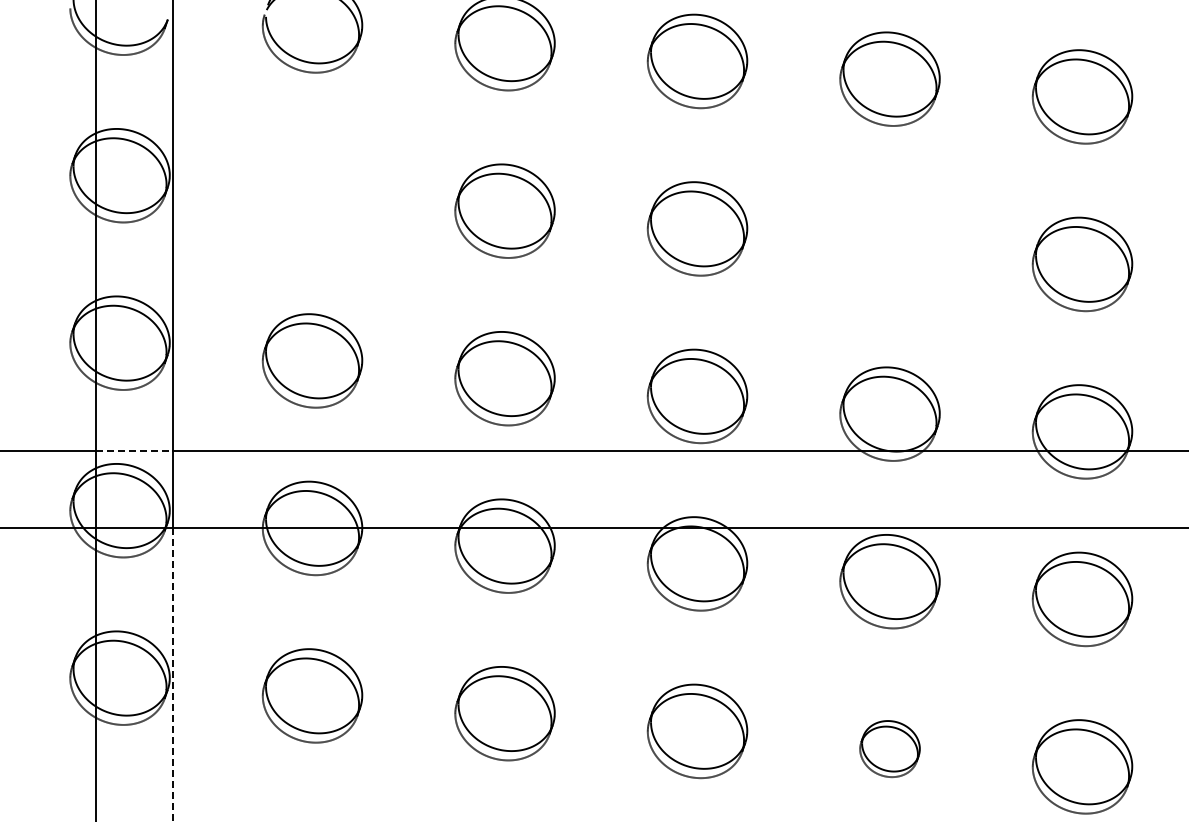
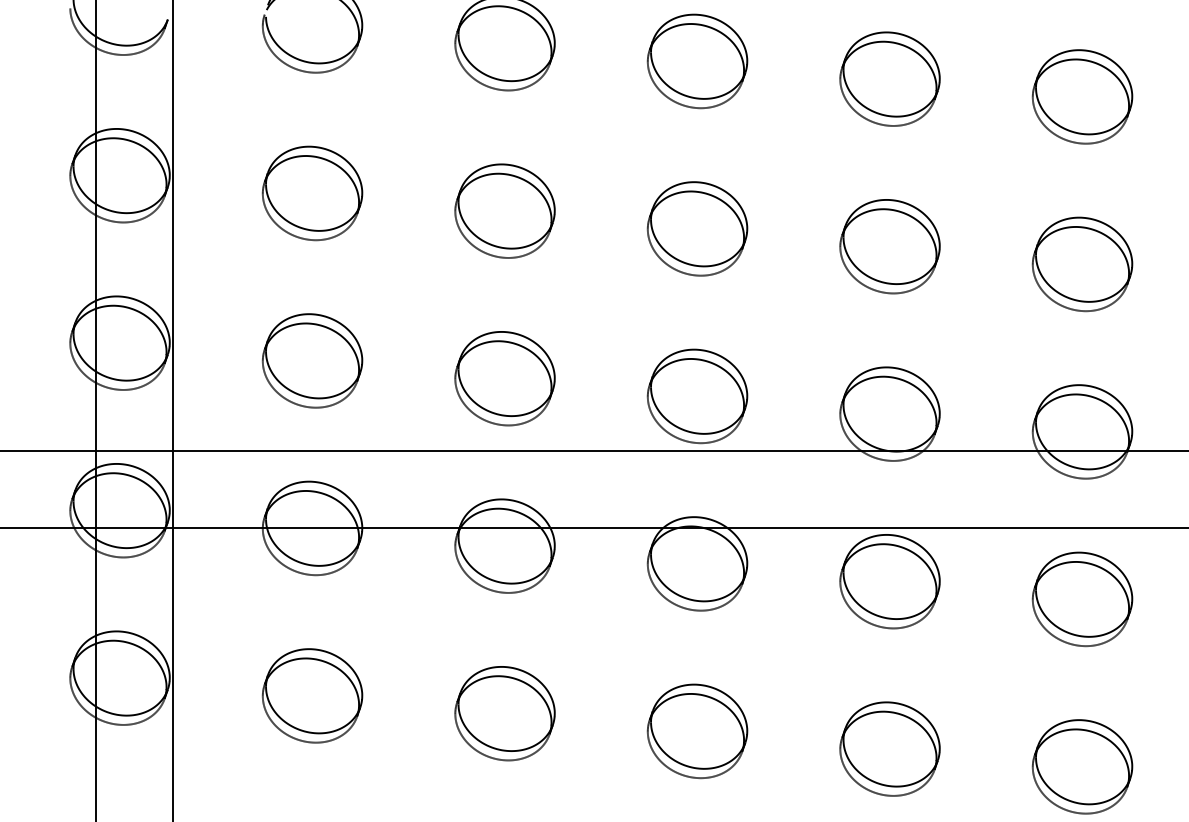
part: none -> present (312, 193)
part: none -> present (889, 246)
line: dashed -> solid (134, 451)
line: dashed -> solid (172, 674)
part size: 62x59 px -> 102x96 px (889, 748)
